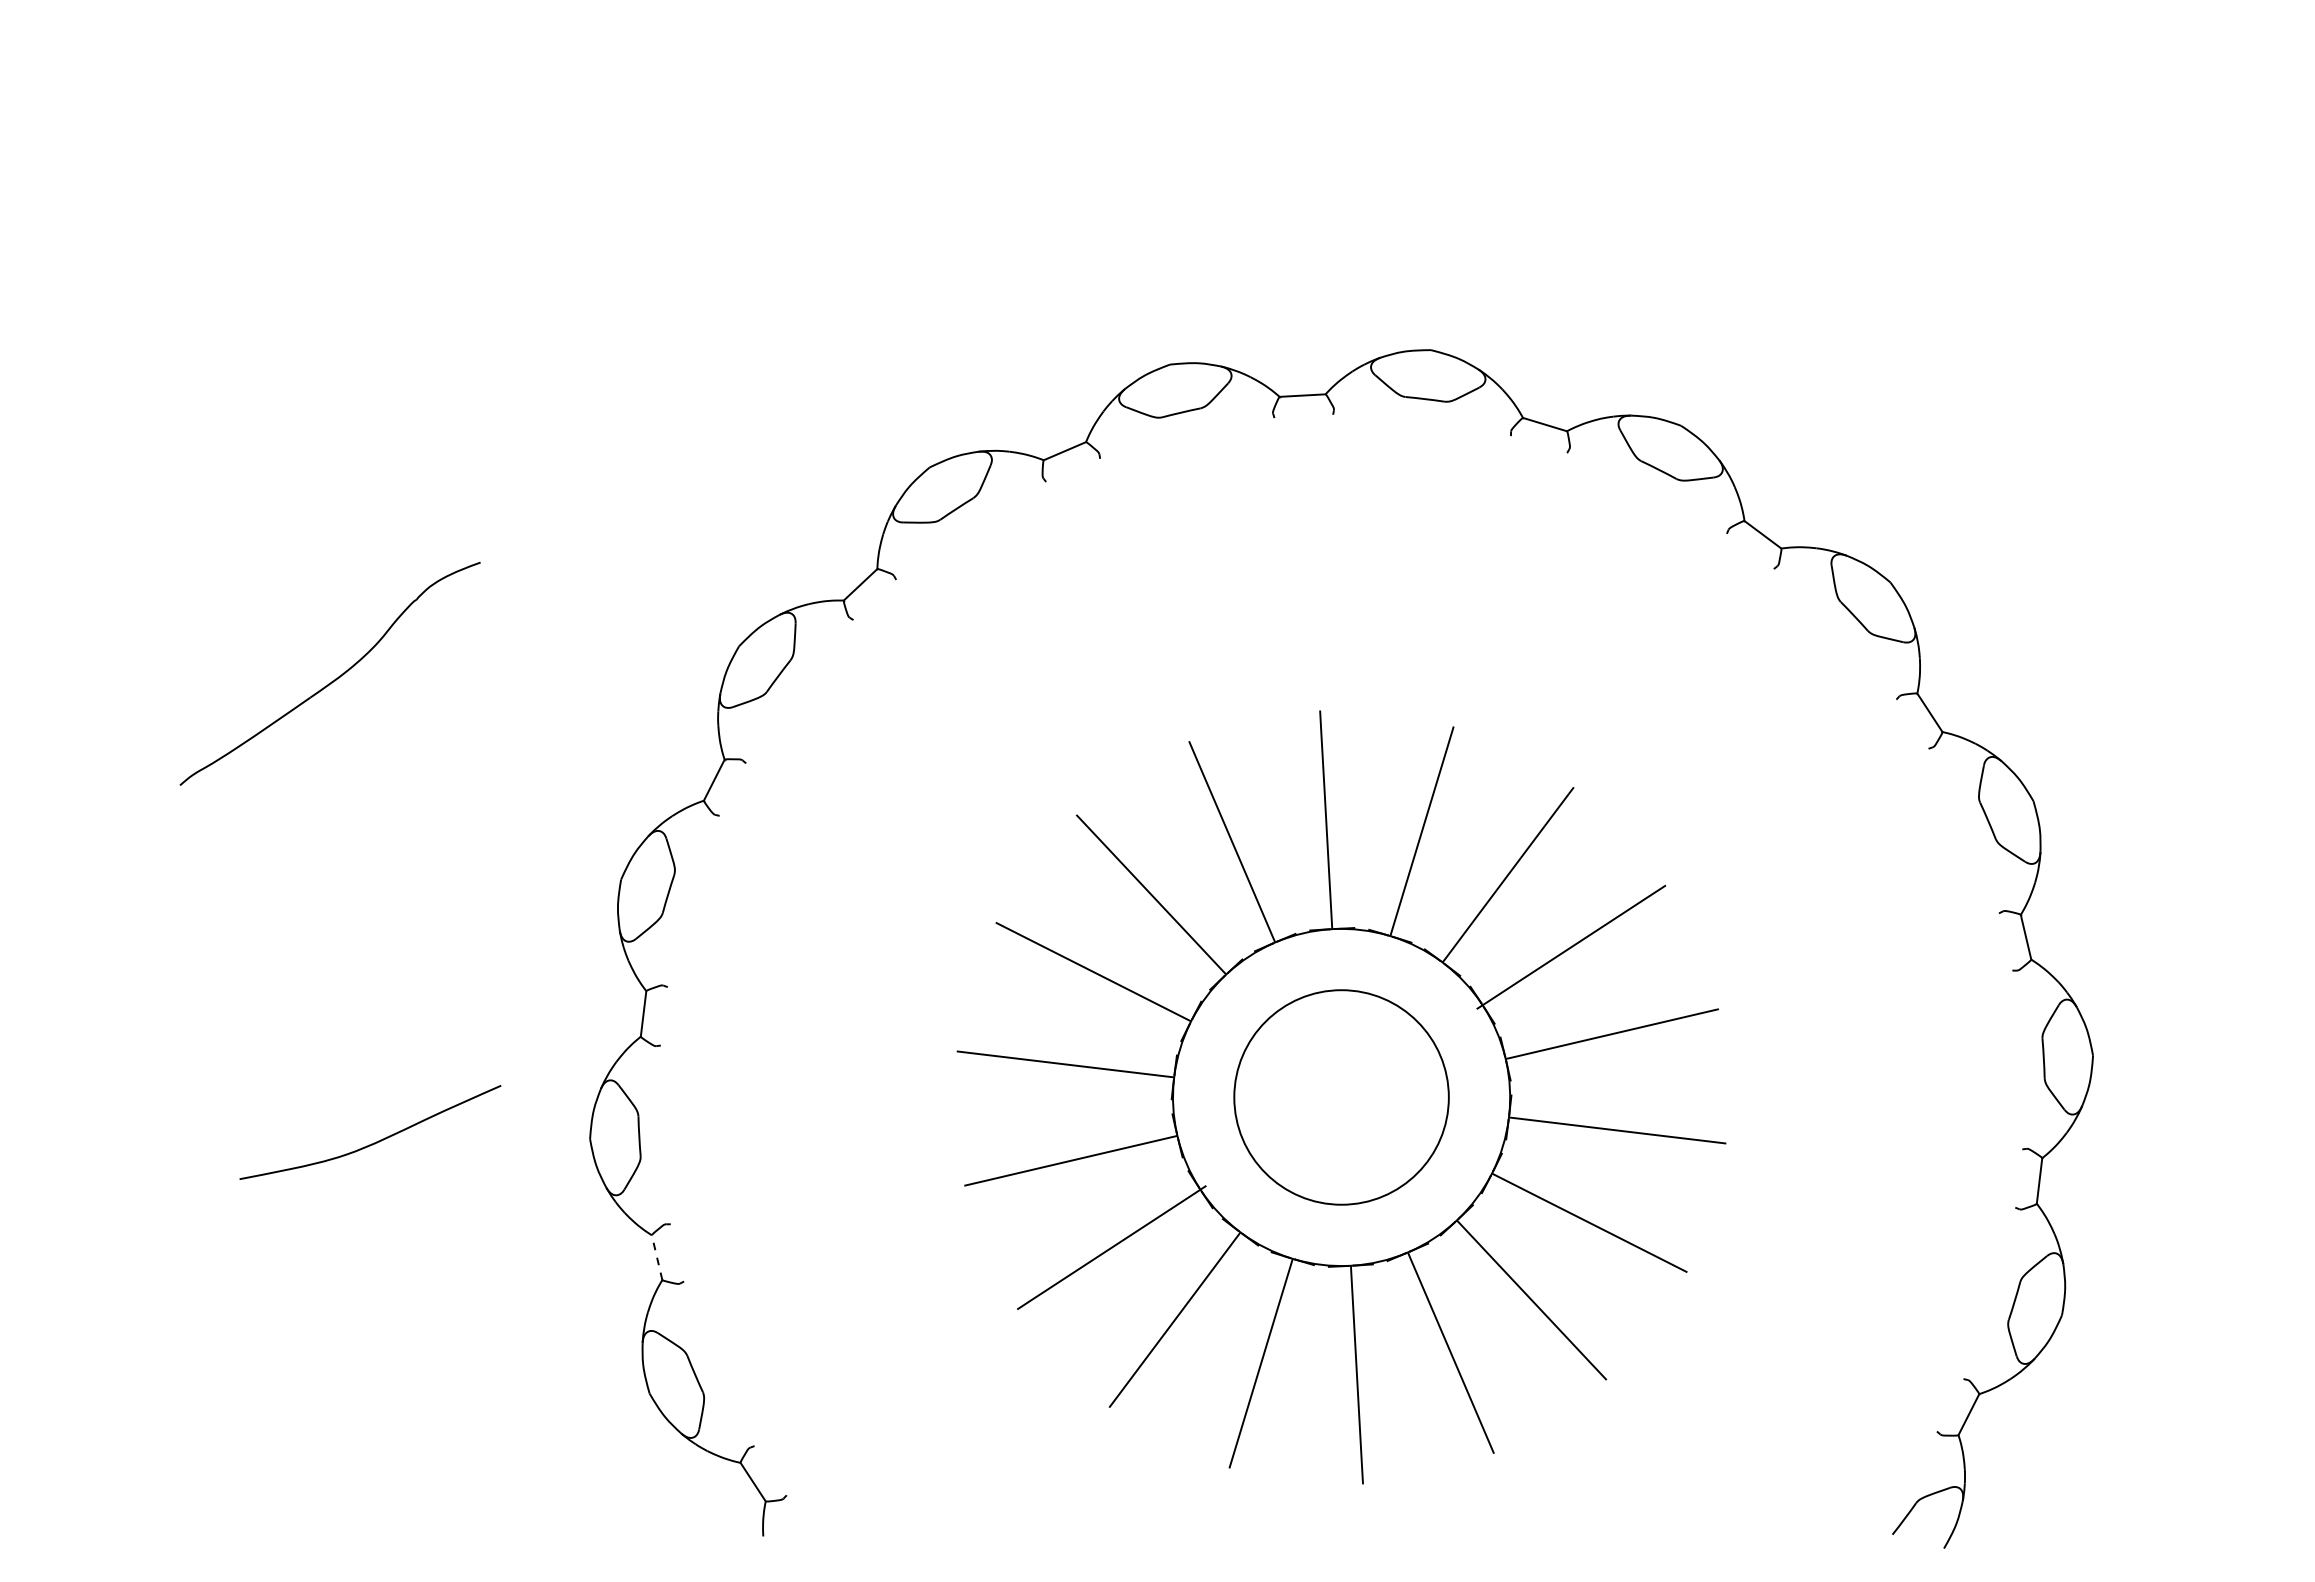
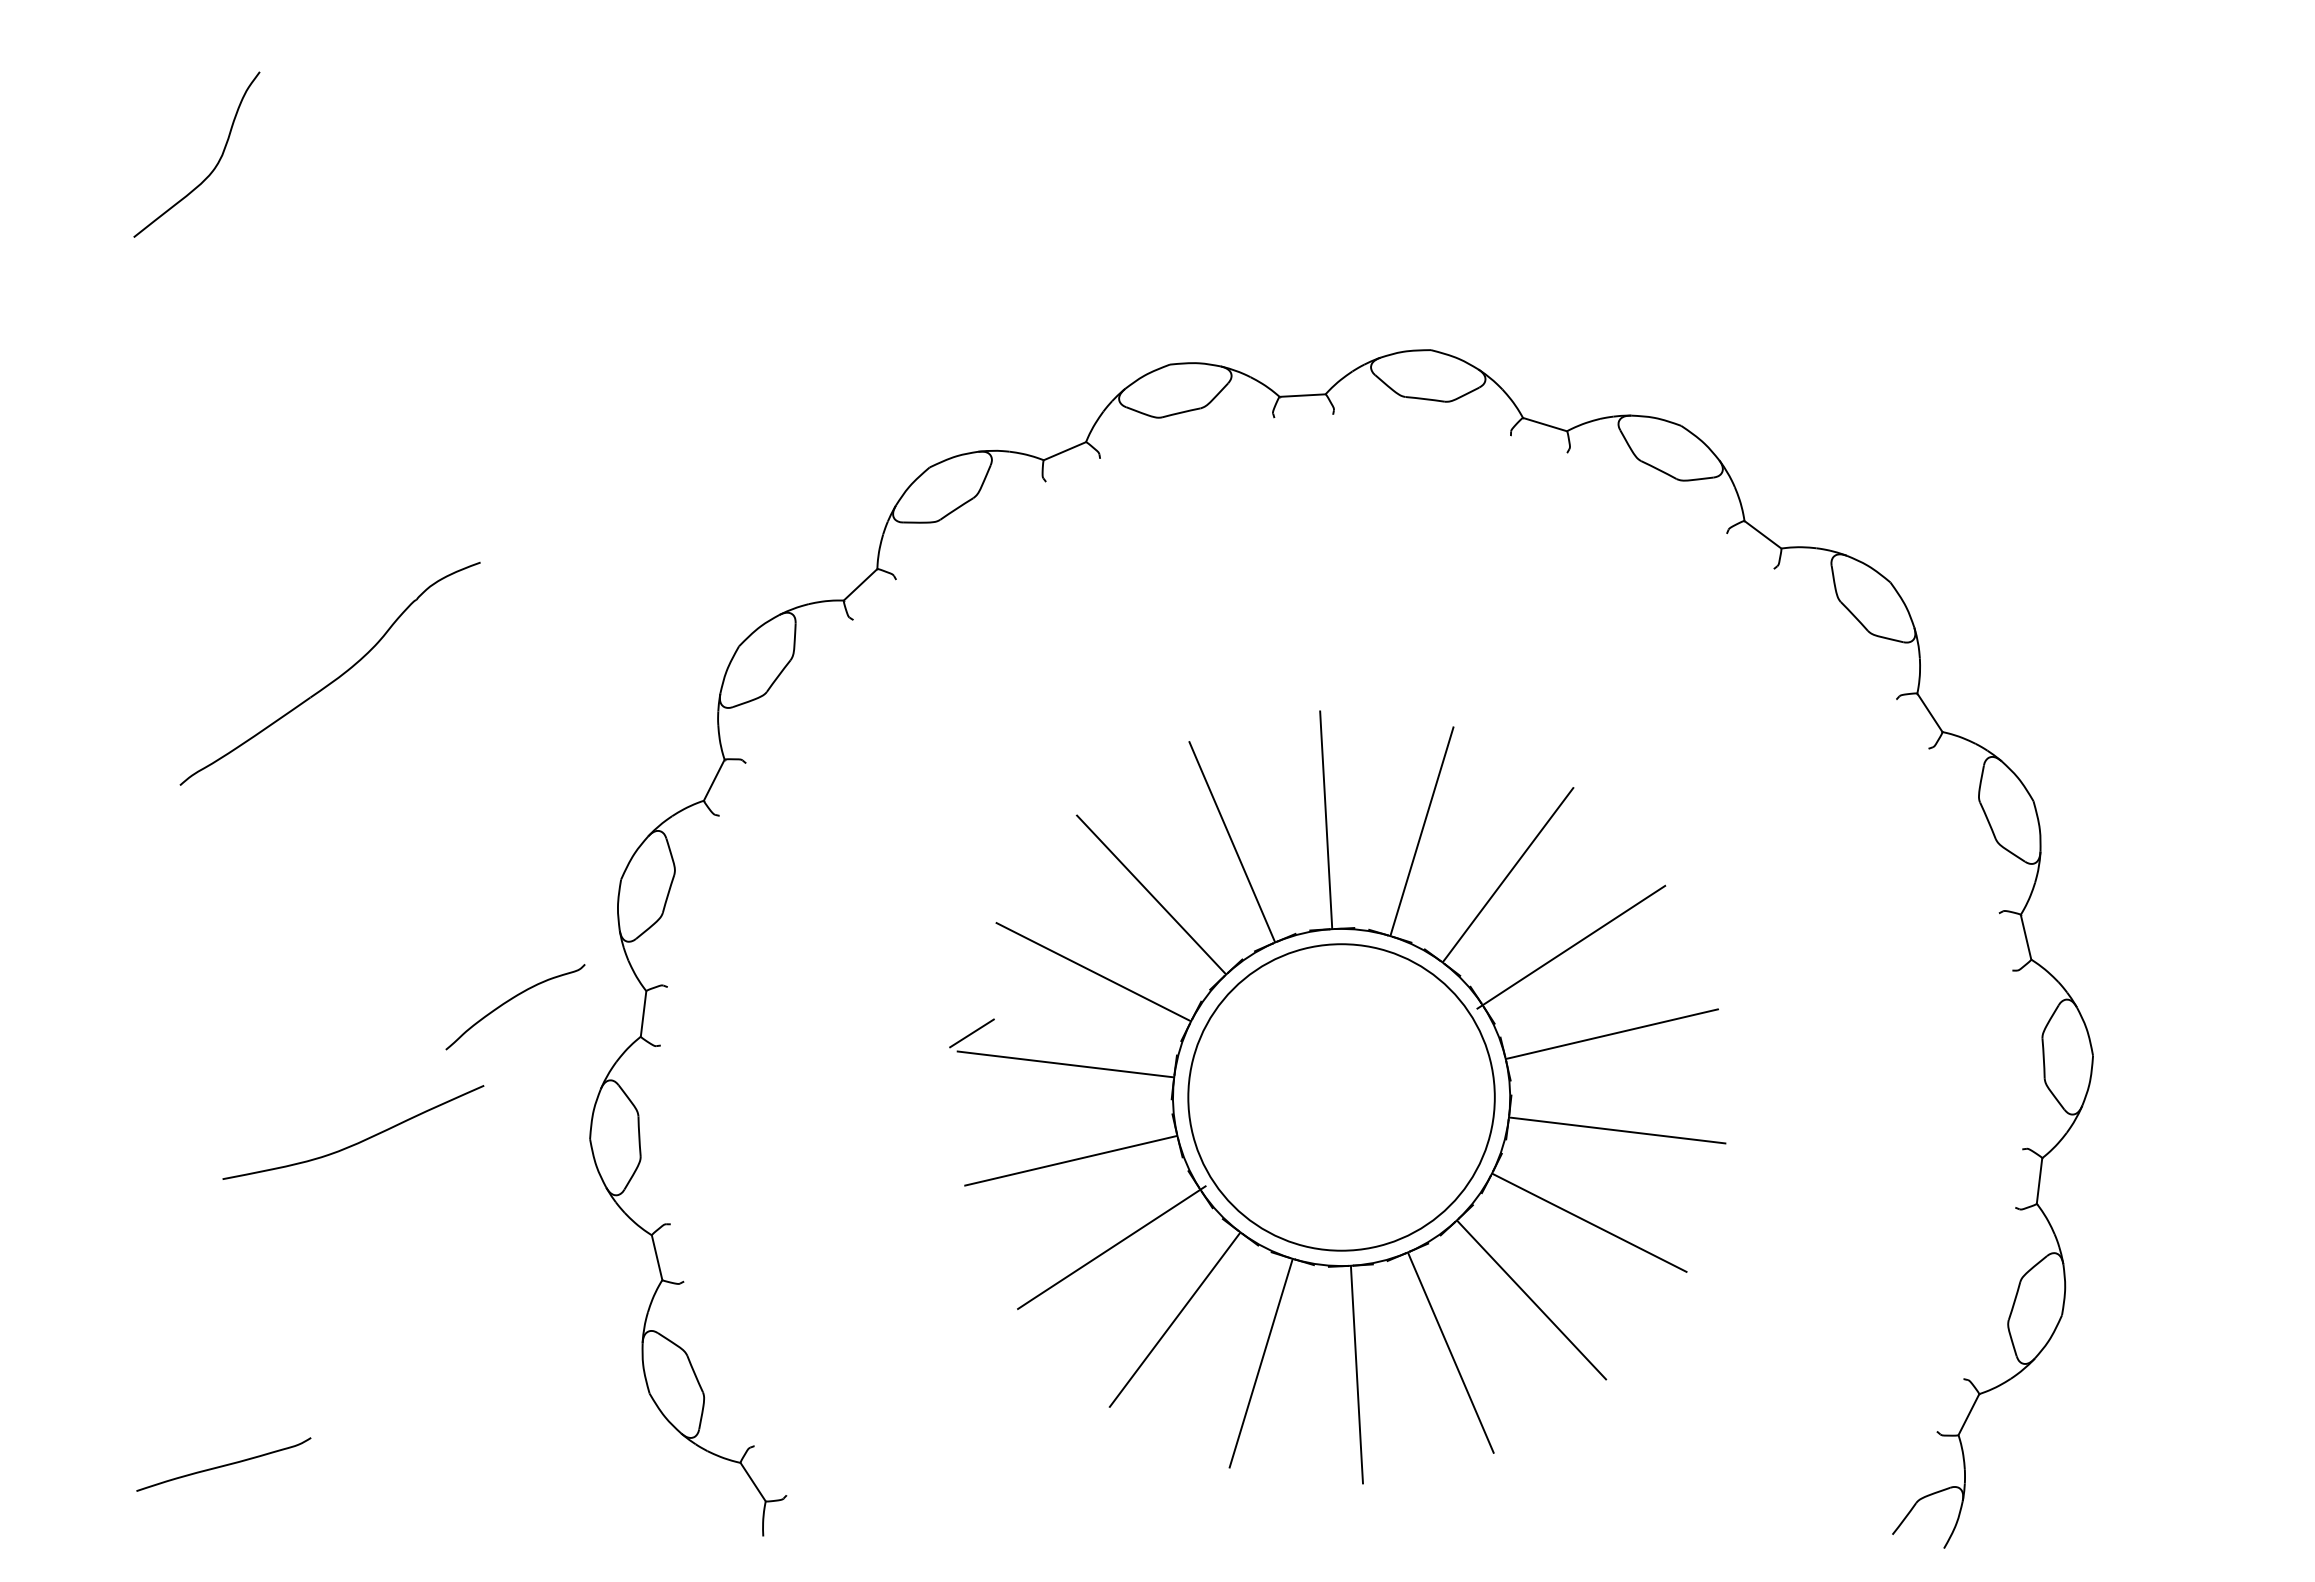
curve: none -> present (216, 163)
curve: none -> present (509, 1001)
line: none -> present (971, 1033)
circle diameter: 215 px -> 307 px (1341, 1097)
curve position: (374, 1142) -> (357, 1142) (357, 1142)
line: dashed -> solid (657, 1257)
curve: none -> present (224, 1464)
